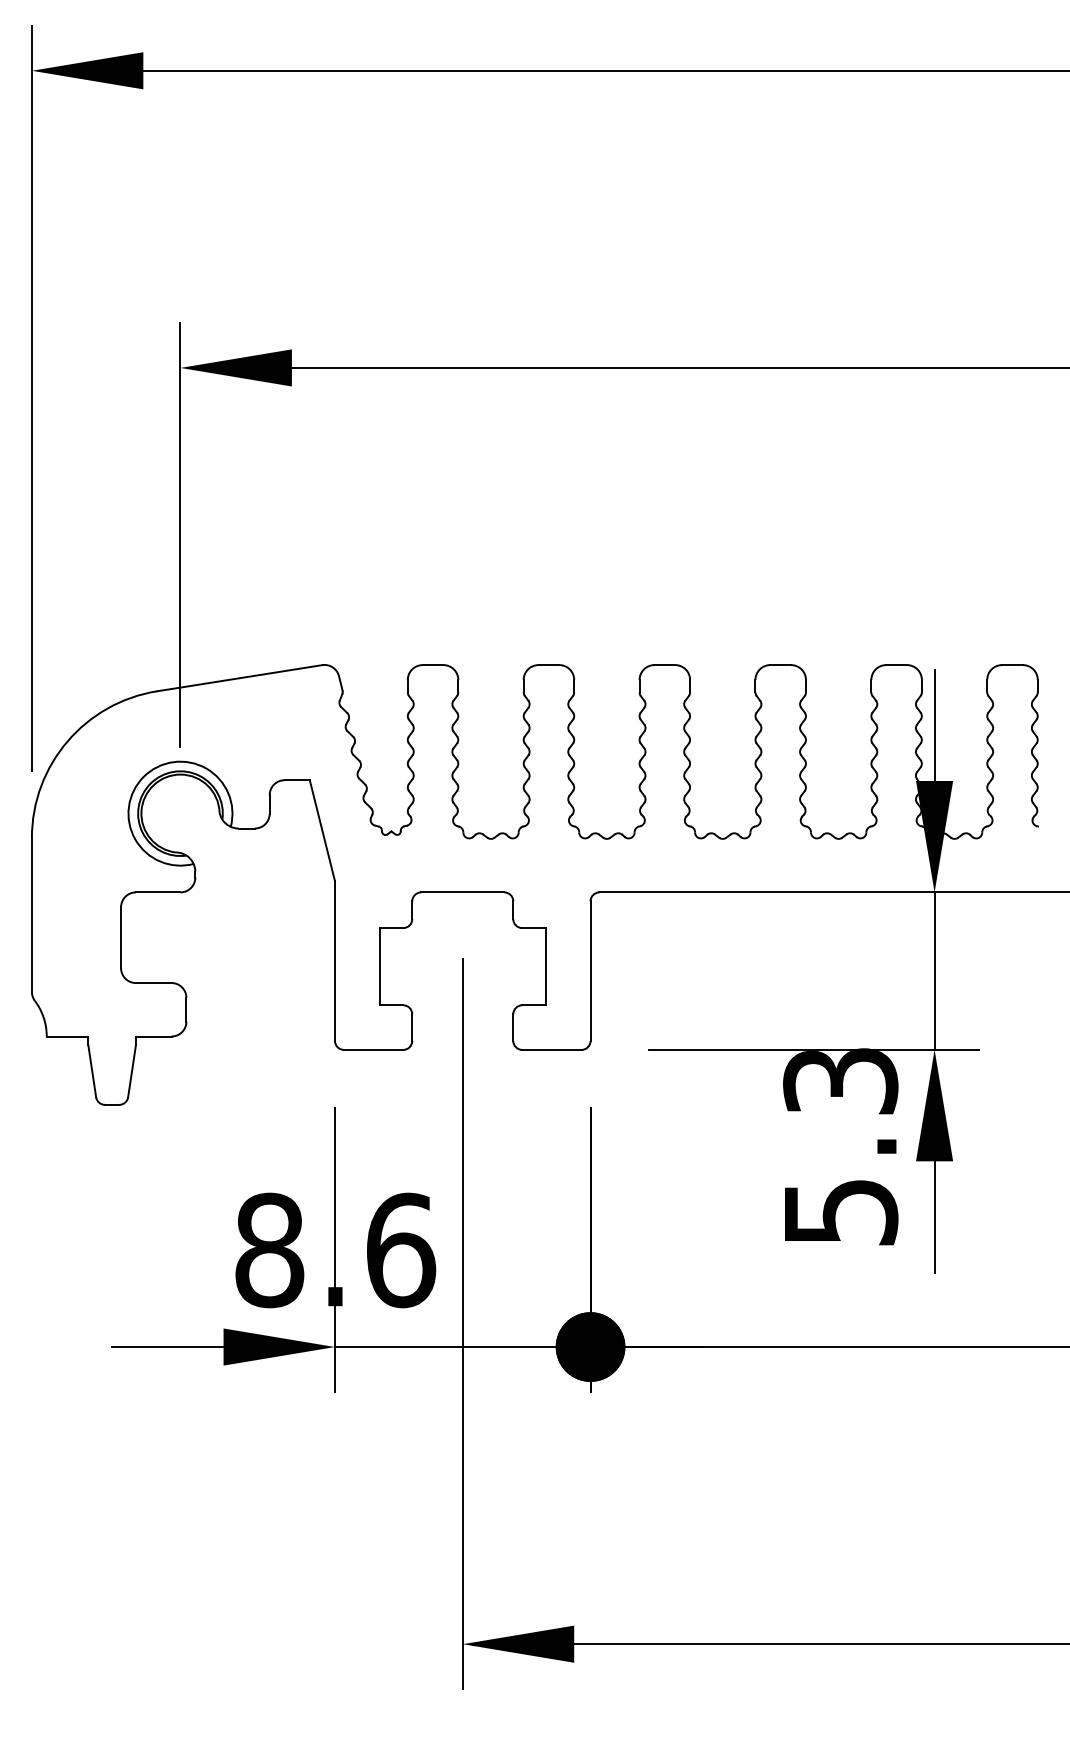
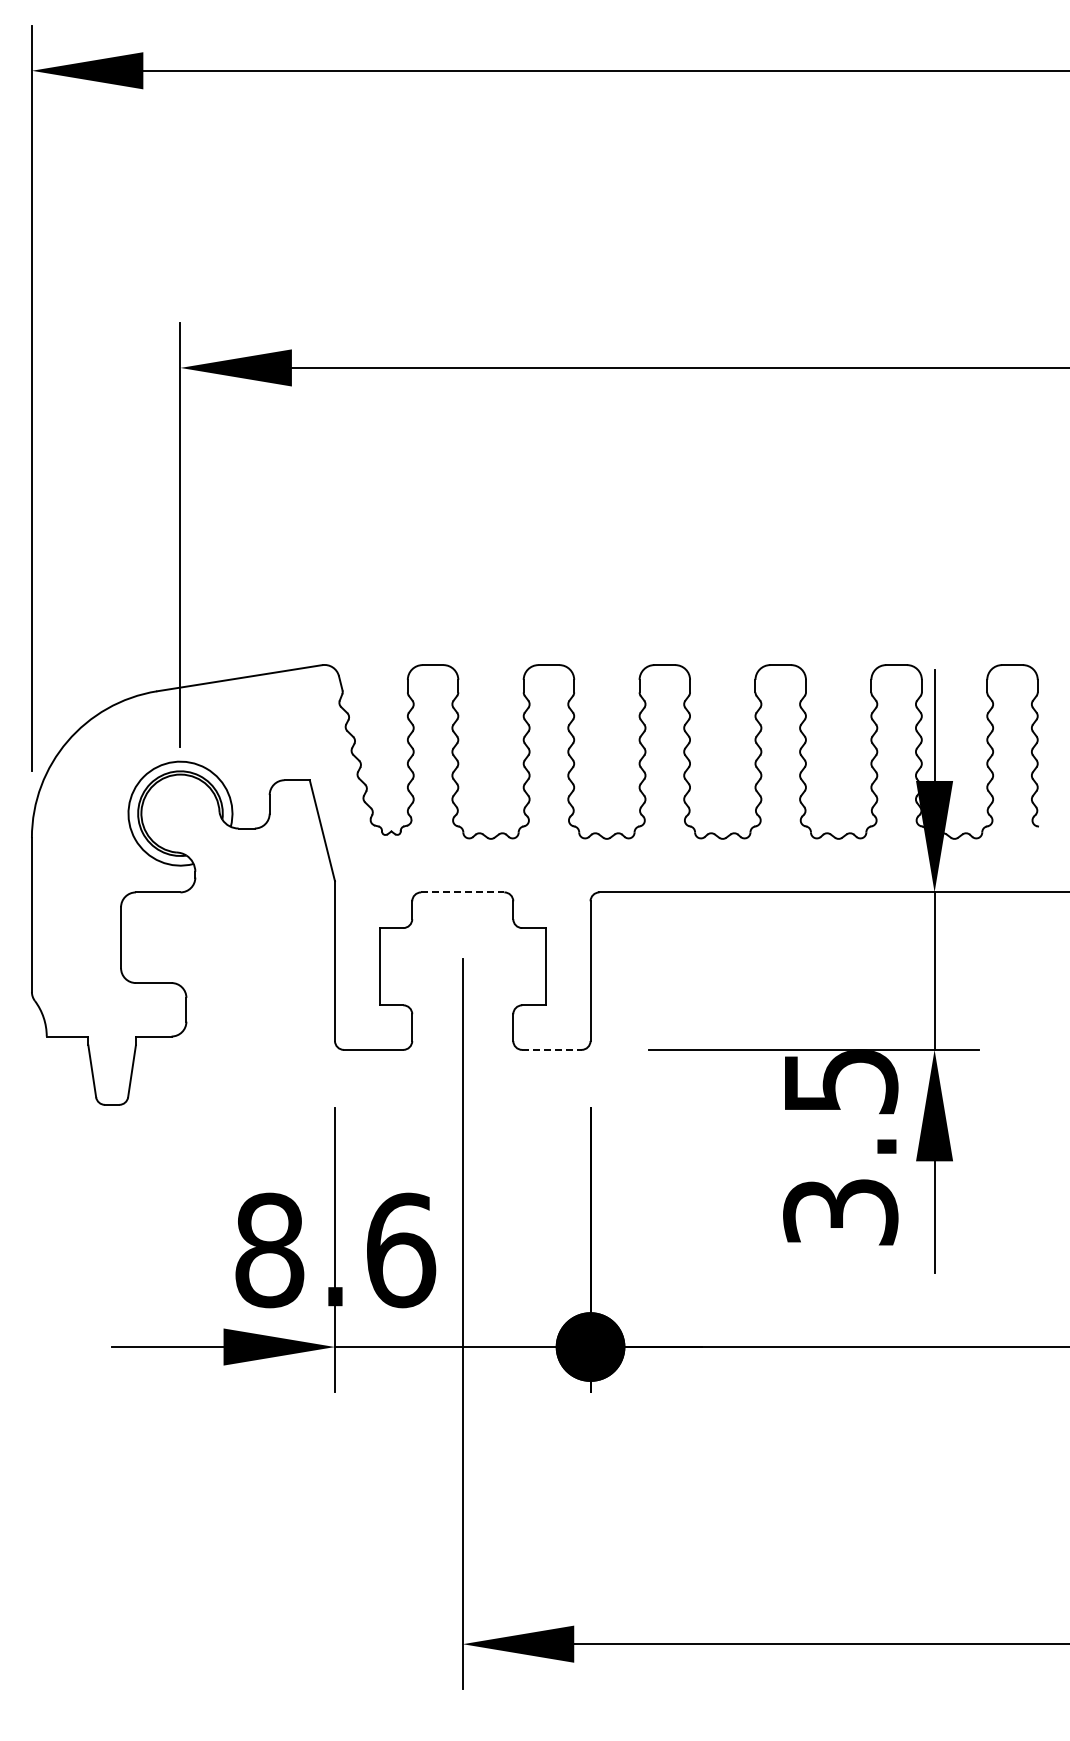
line: solid -> dashed (462, 892)
line: solid -> dashed (551, 1049)
text: 5.3 -> 3.5 (840, 1146)
